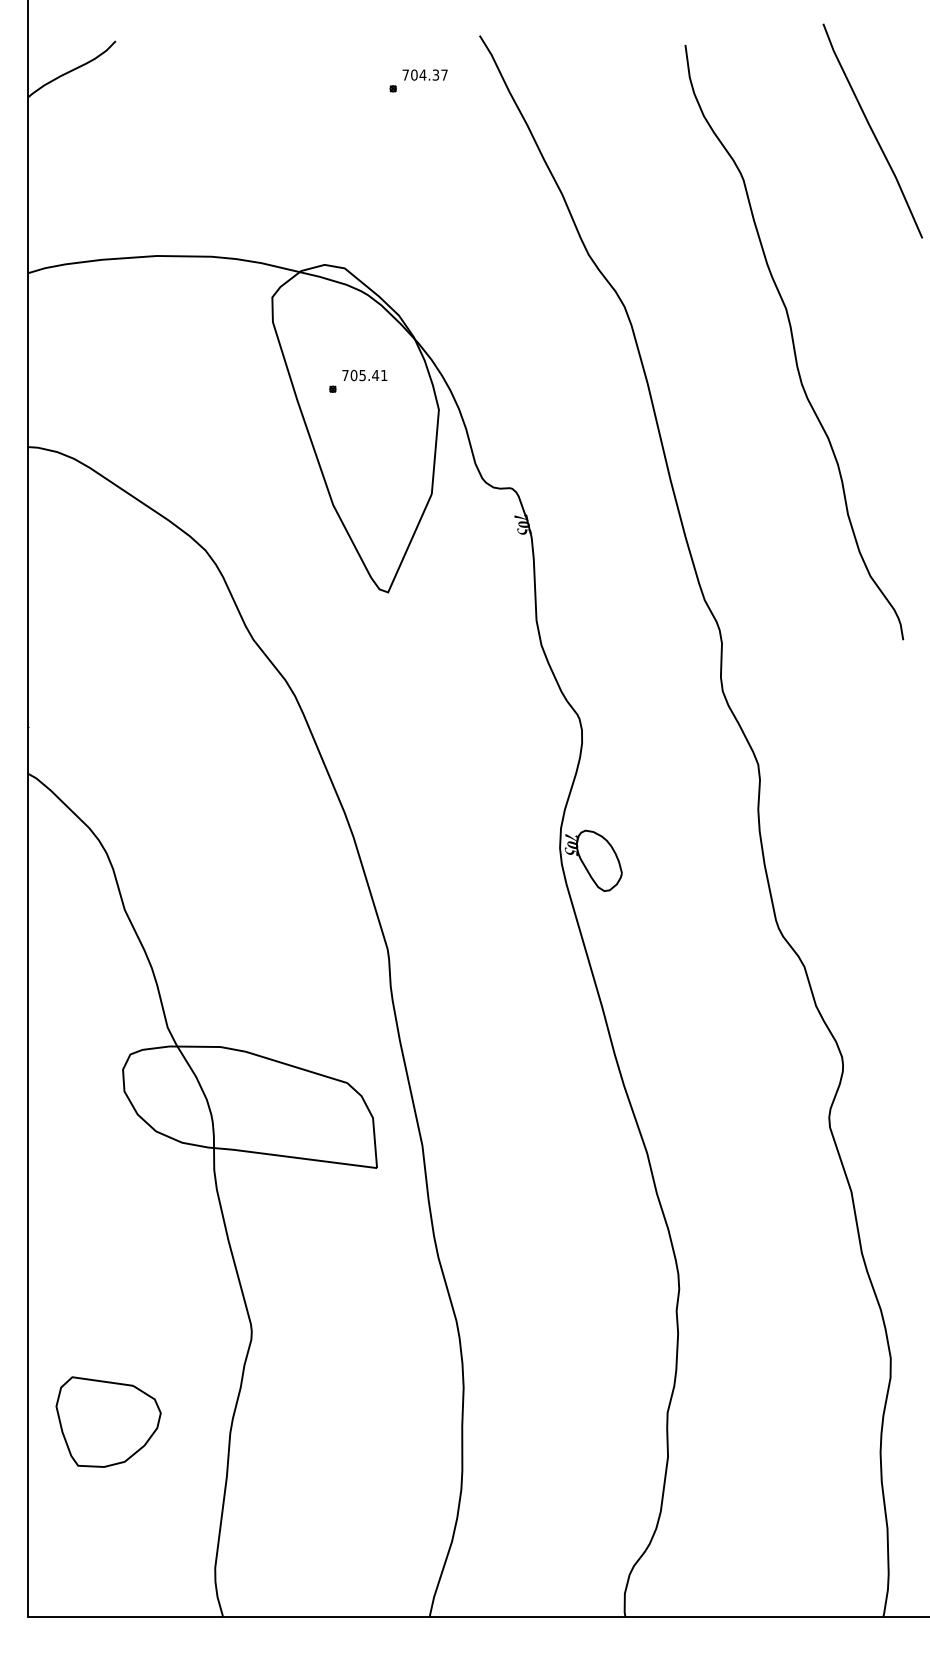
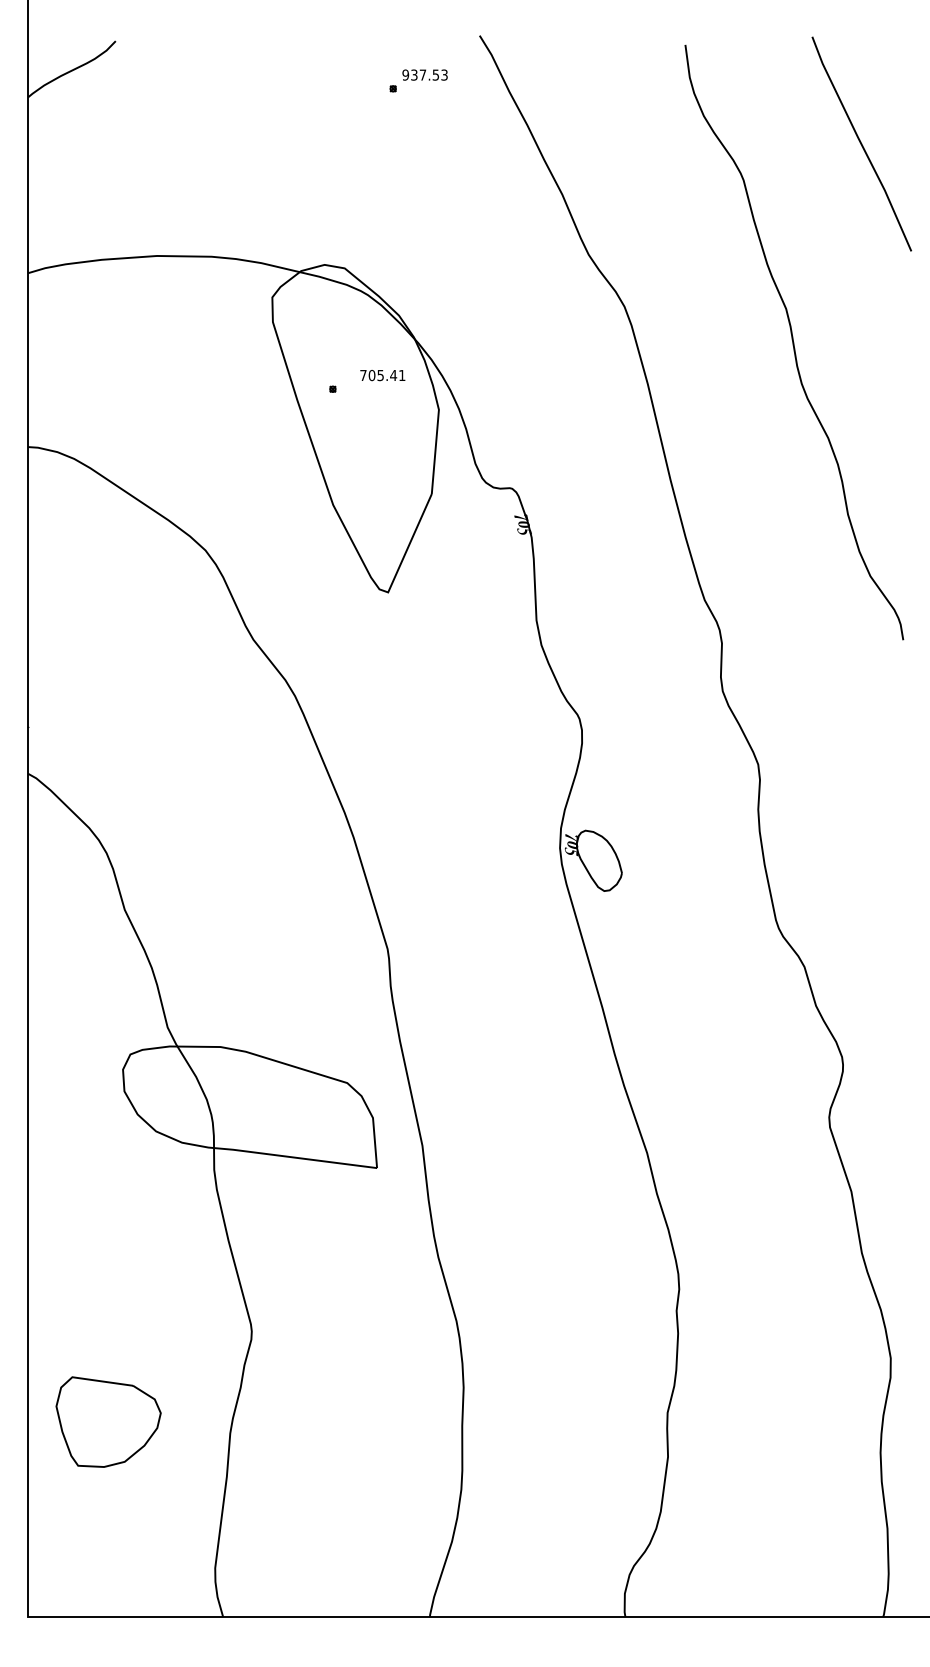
text: 704.37 -> 937.53 (424, 74)
line position: (872, 130) -> (861, 143) (861, 143)
text position: (364, 375) -> (382, 375) (382, 375)
